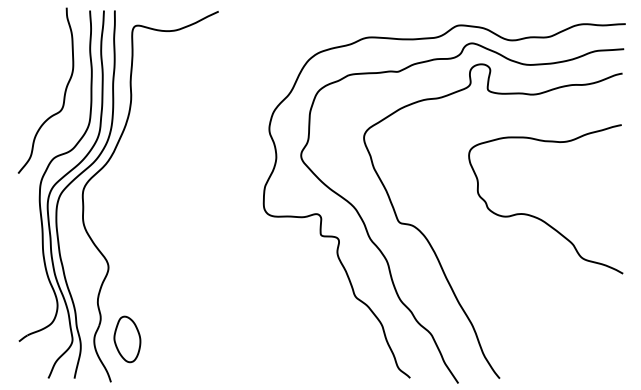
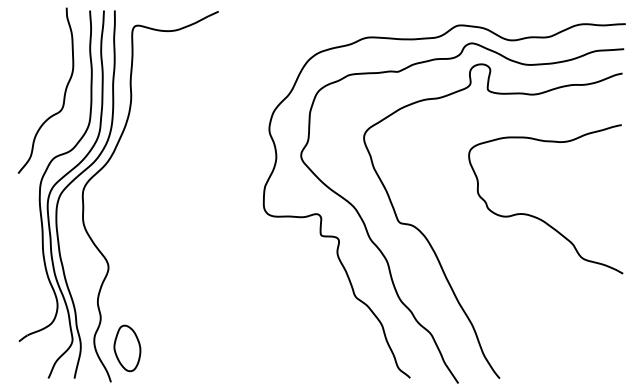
part position: (127, 339) -> (127, 348) (127, 348)
